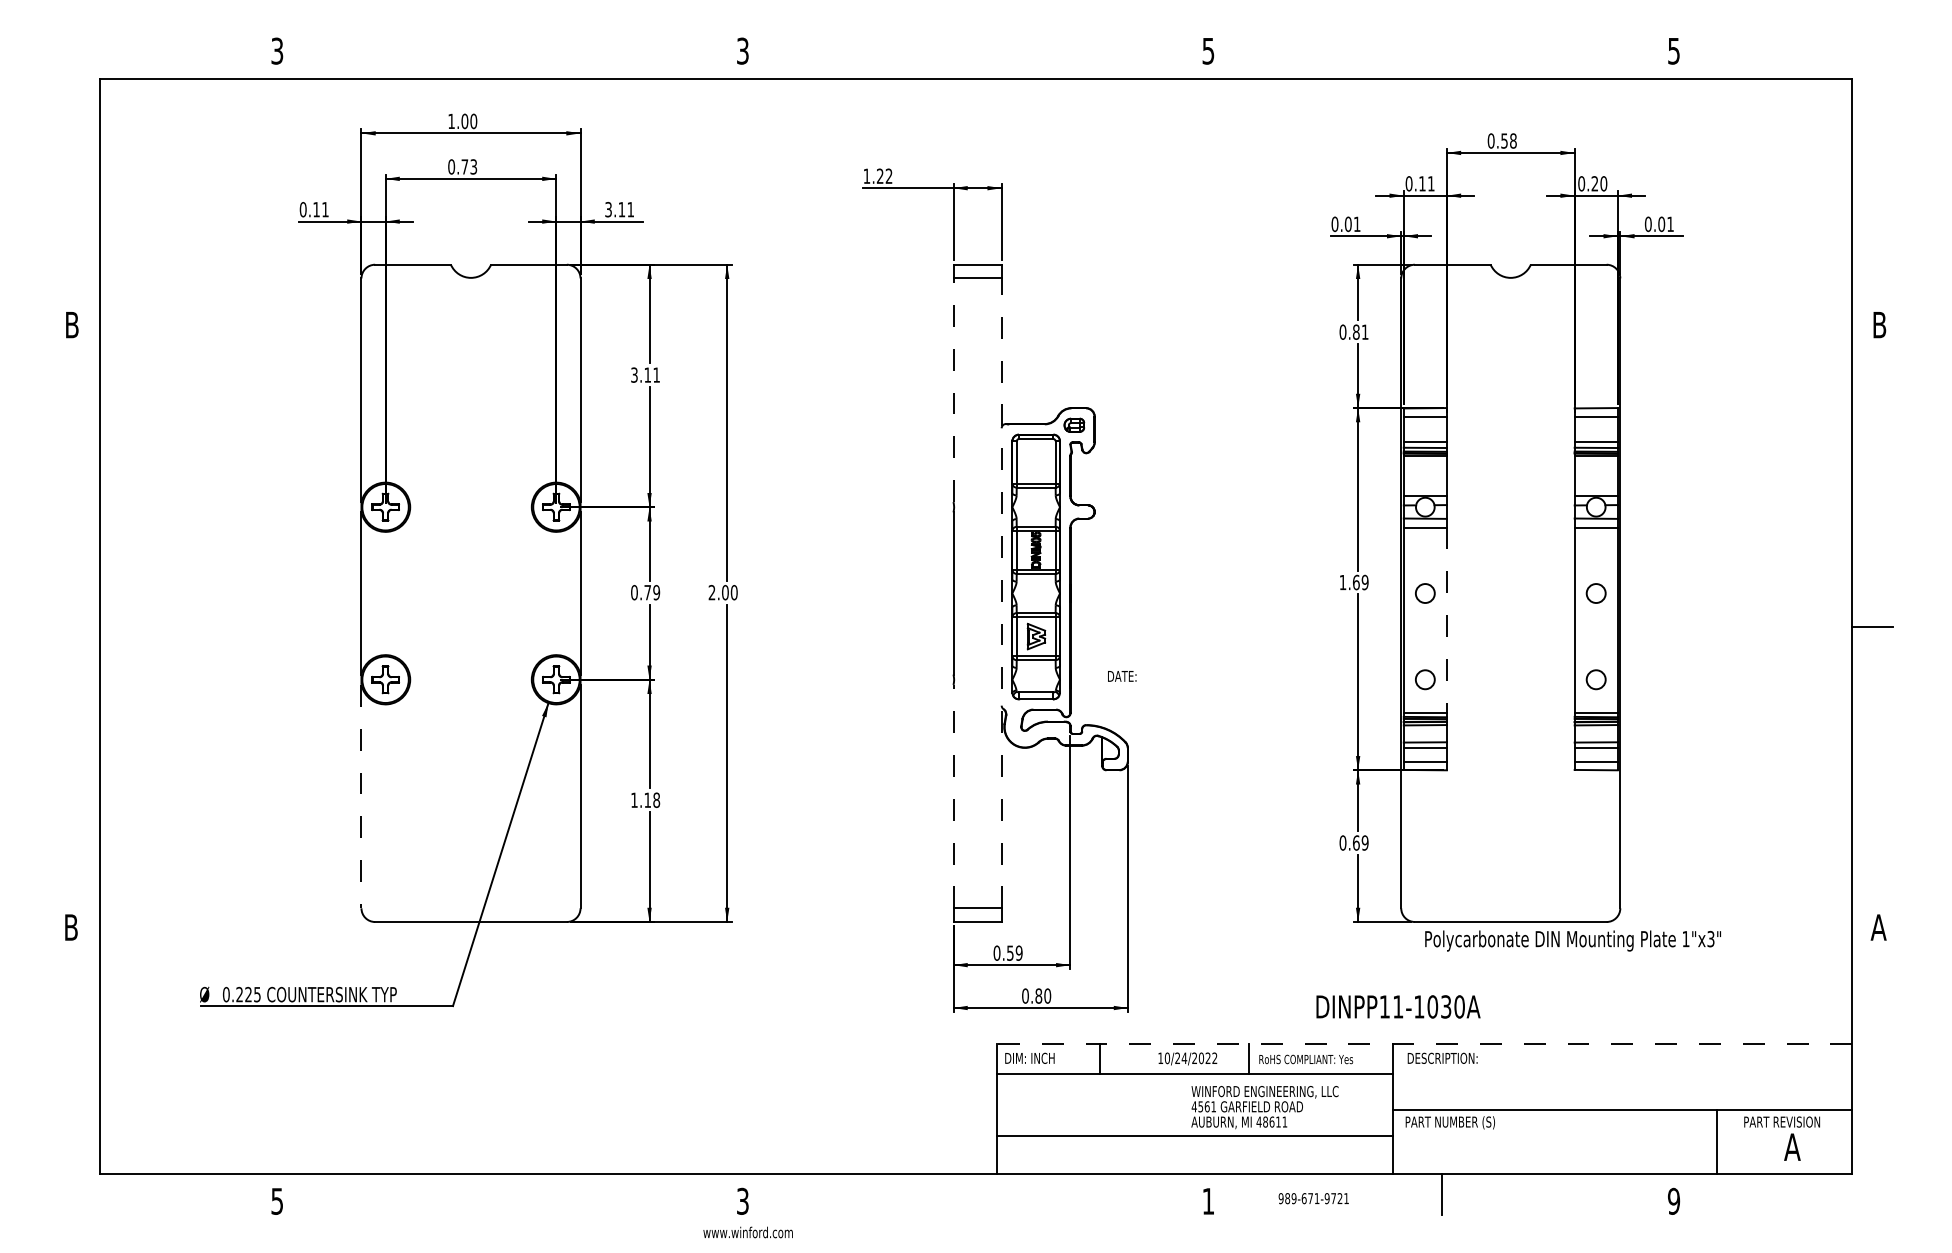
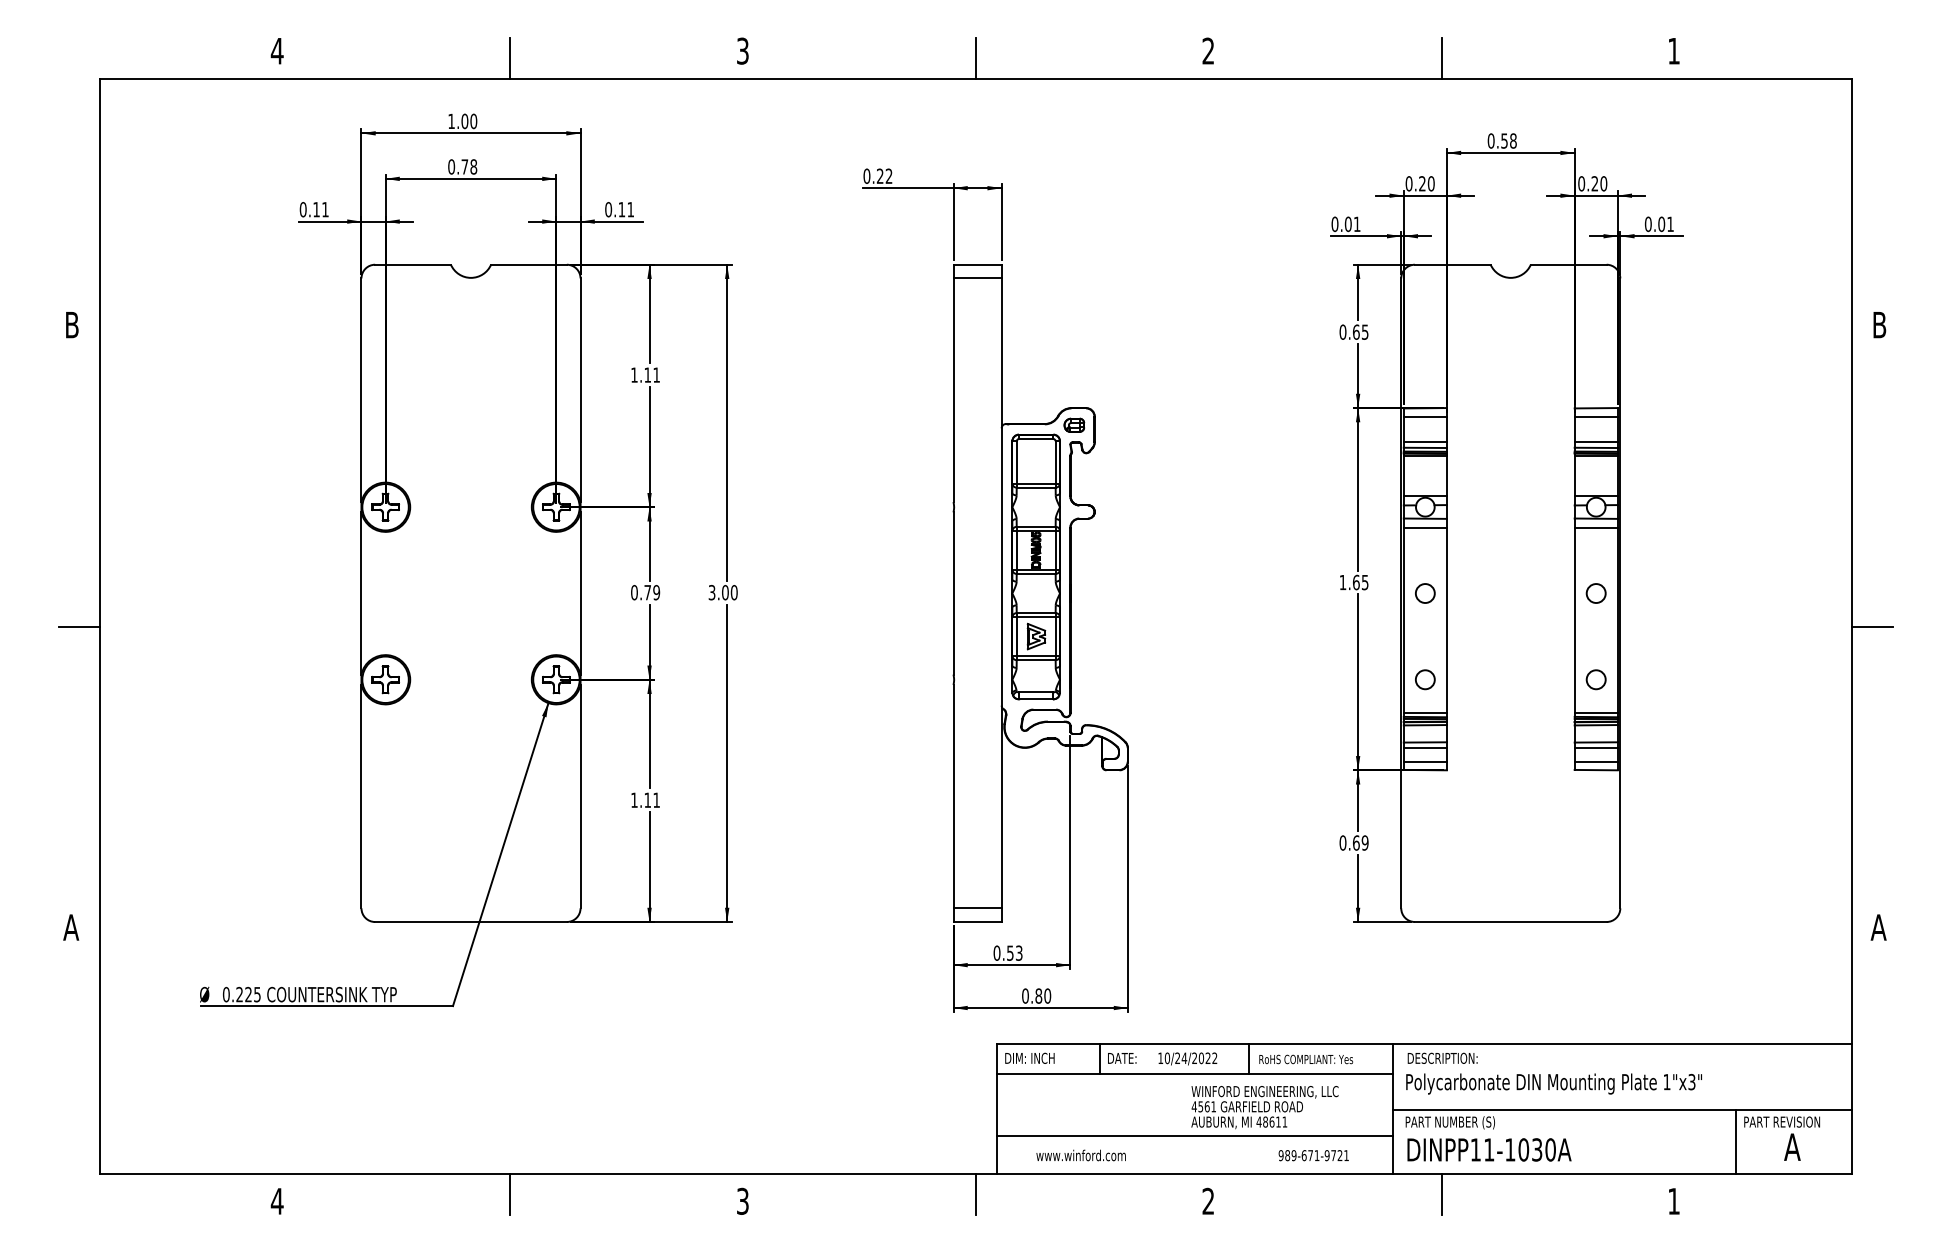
text: 3 -> 4 (276, 50)
text: 5 -> 2 (1208, 50)
text: 5 -> 1 (1673, 51)
line: none -> present (510, 57)
line: none -> present (975, 57)
line: none -> present (1441, 57)
text: 0.73 -> 0.78 (473, 166)
text: 1.22 -> 0.22 (866, 175)
text: 0.11 -> 0.20 (1426, 183)
text: 3.11 -> 0.11 (608, 209)
text: 0.81 -> 0.65 (1360, 331)
text: 3.11 -> 1.11 (634, 374)
line: dashed -> solid (953, 390)
text: 1.69 -> 1.65 (1364, 581)
text: 2.00 -> 3.00 (711, 592)
line: dashed -> solid (1001, 593)
line: dashed -> solid (1446, 620)
line: none -> present (78, 626)
text position: (1122, 676) -> (1122, 1058) (1122, 1058)
line: dashed -> solid (361, 796)
line: dashed -> solid (953, 796)
text: 1.18 -> 1.11 (656, 799)
text: B -> A (71, 927)
text position: (1572, 940) -> (1553, 1083) (1553, 1083)
text: 0.59 -> 0.53 (1018, 952)
text position: (1398, 1006) -> (1489, 1149) (1489, 1149)
line: dashed -> solid (1424, 1044)
line position: (1716, 1141) -> (1735, 1141) (1735, 1141)
line: none -> present (510, 1194)
line: none -> present (975, 1194)
text position: (1313, 1198) -> (1313, 1155) (1313, 1155)
text: 1 -> 2 (1207, 1200)
text: 9 -> 1 (1674, 1200)
text: 5 -> 4 (276, 1201)
text position: (747, 1232) -> (1080, 1155) (1080, 1155)
